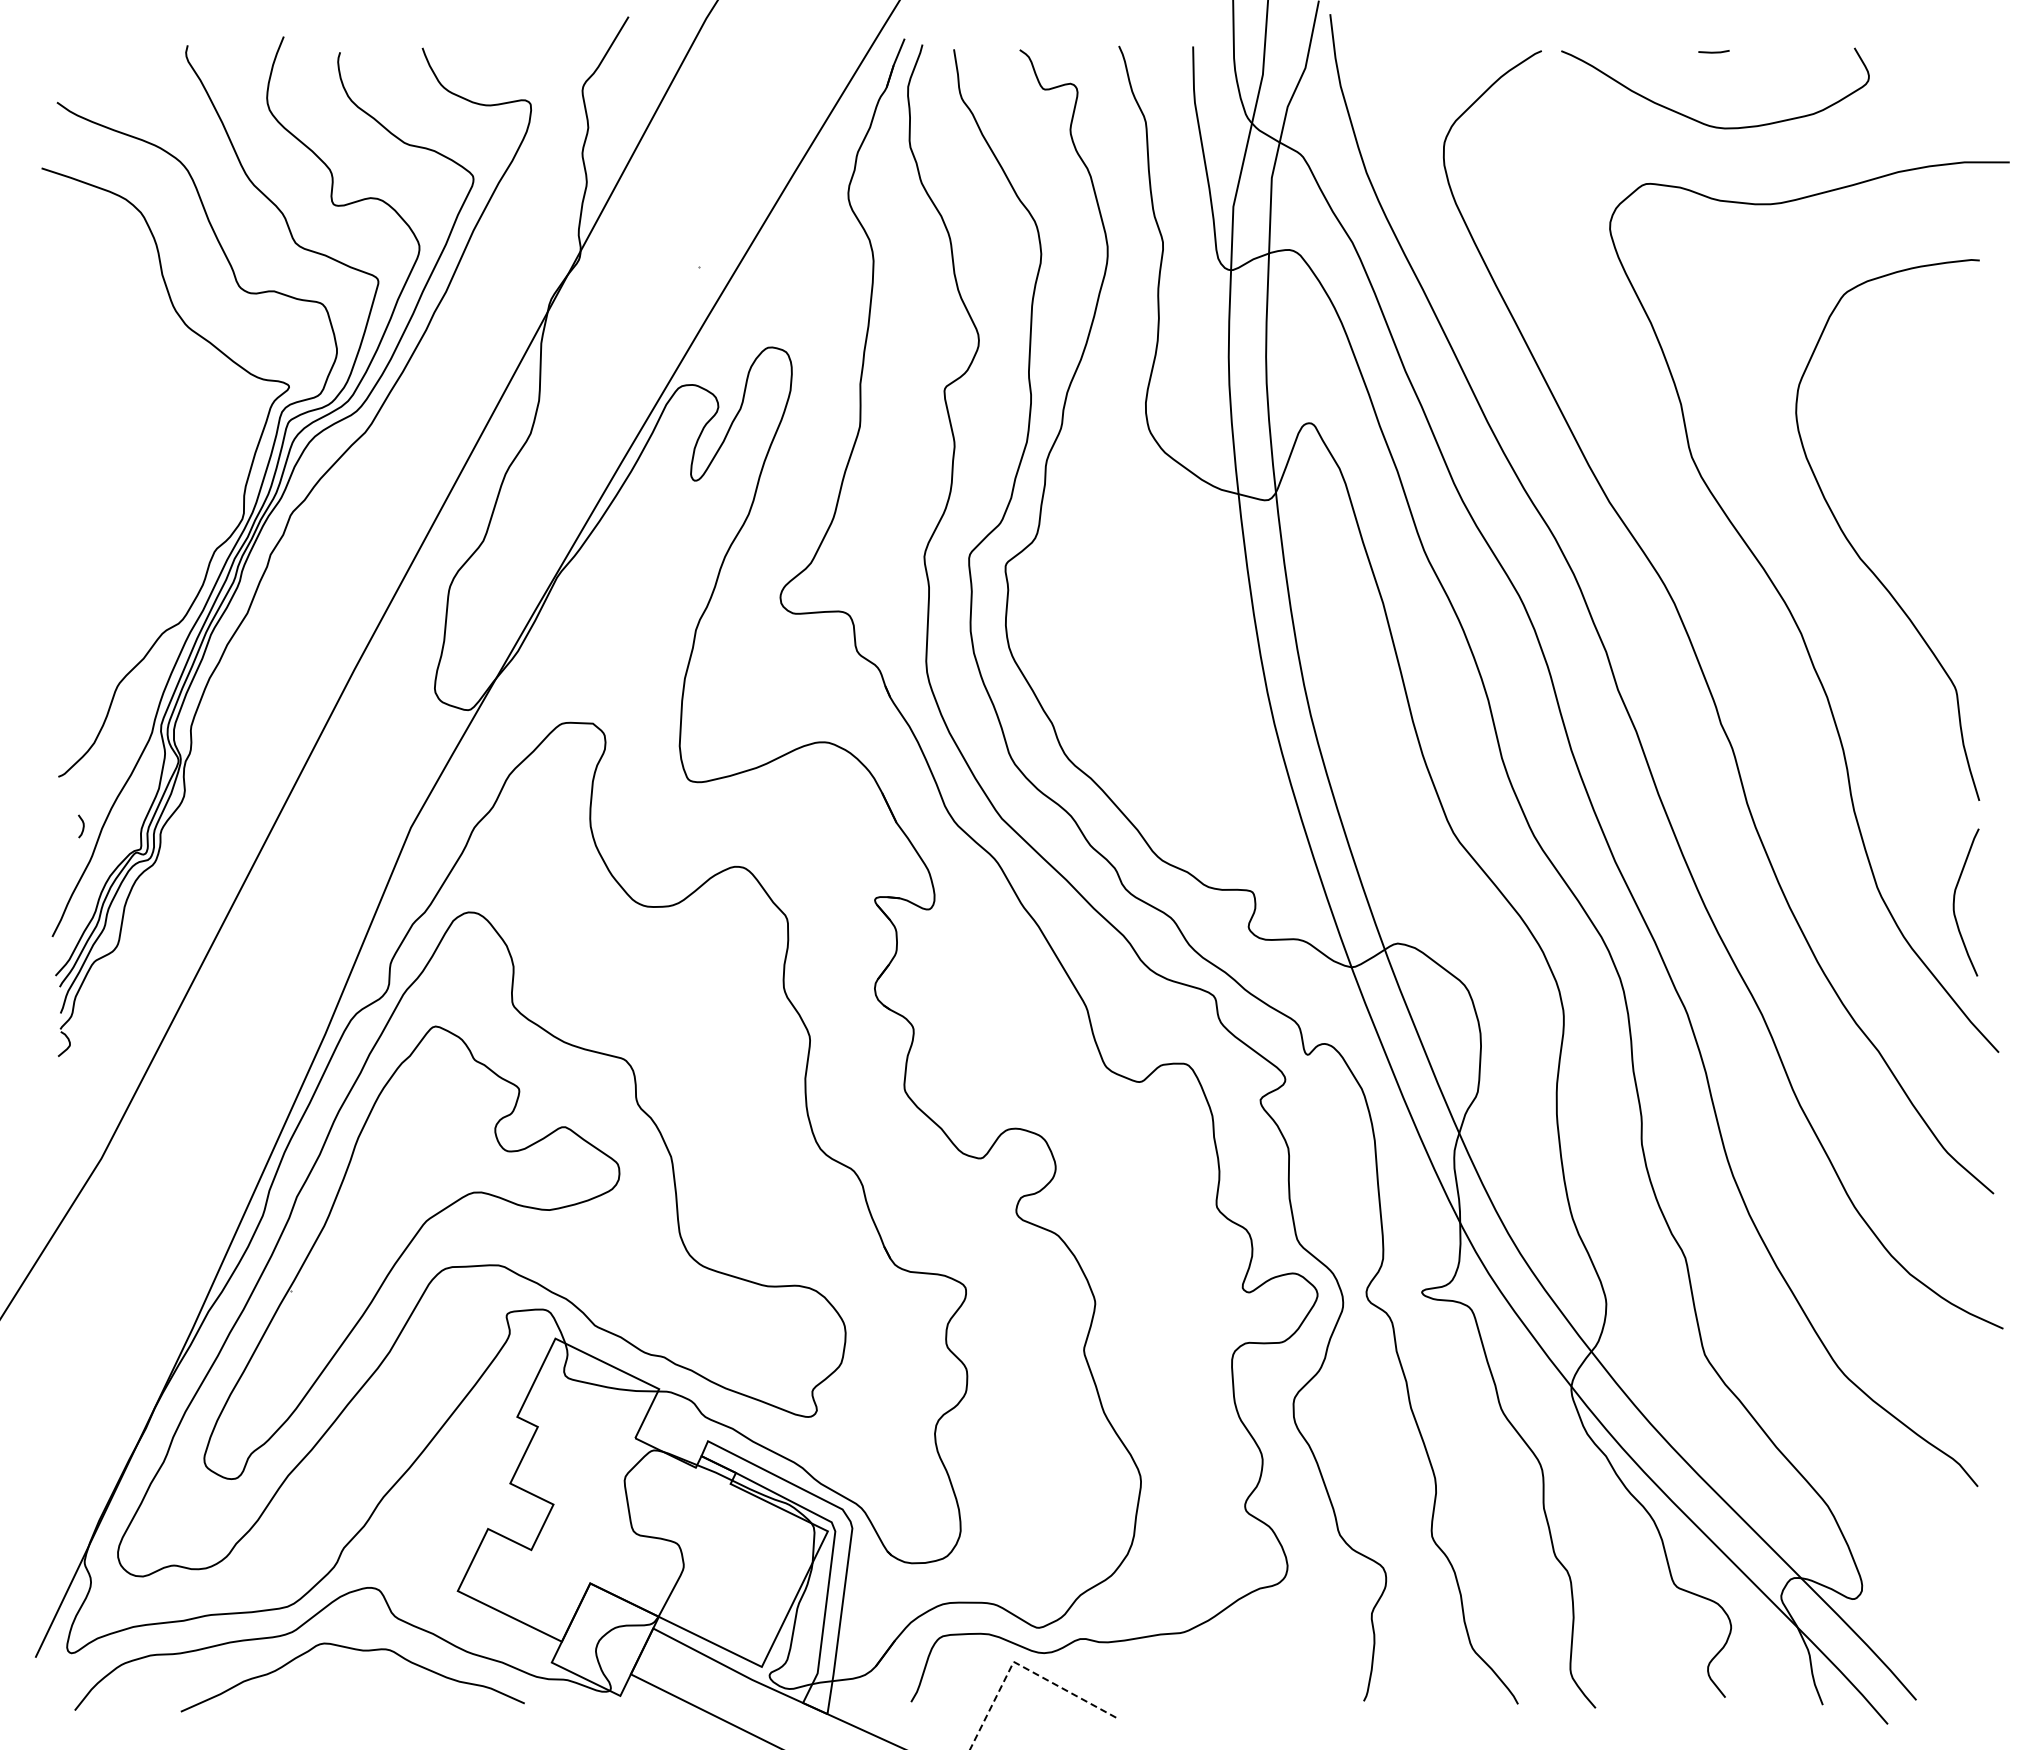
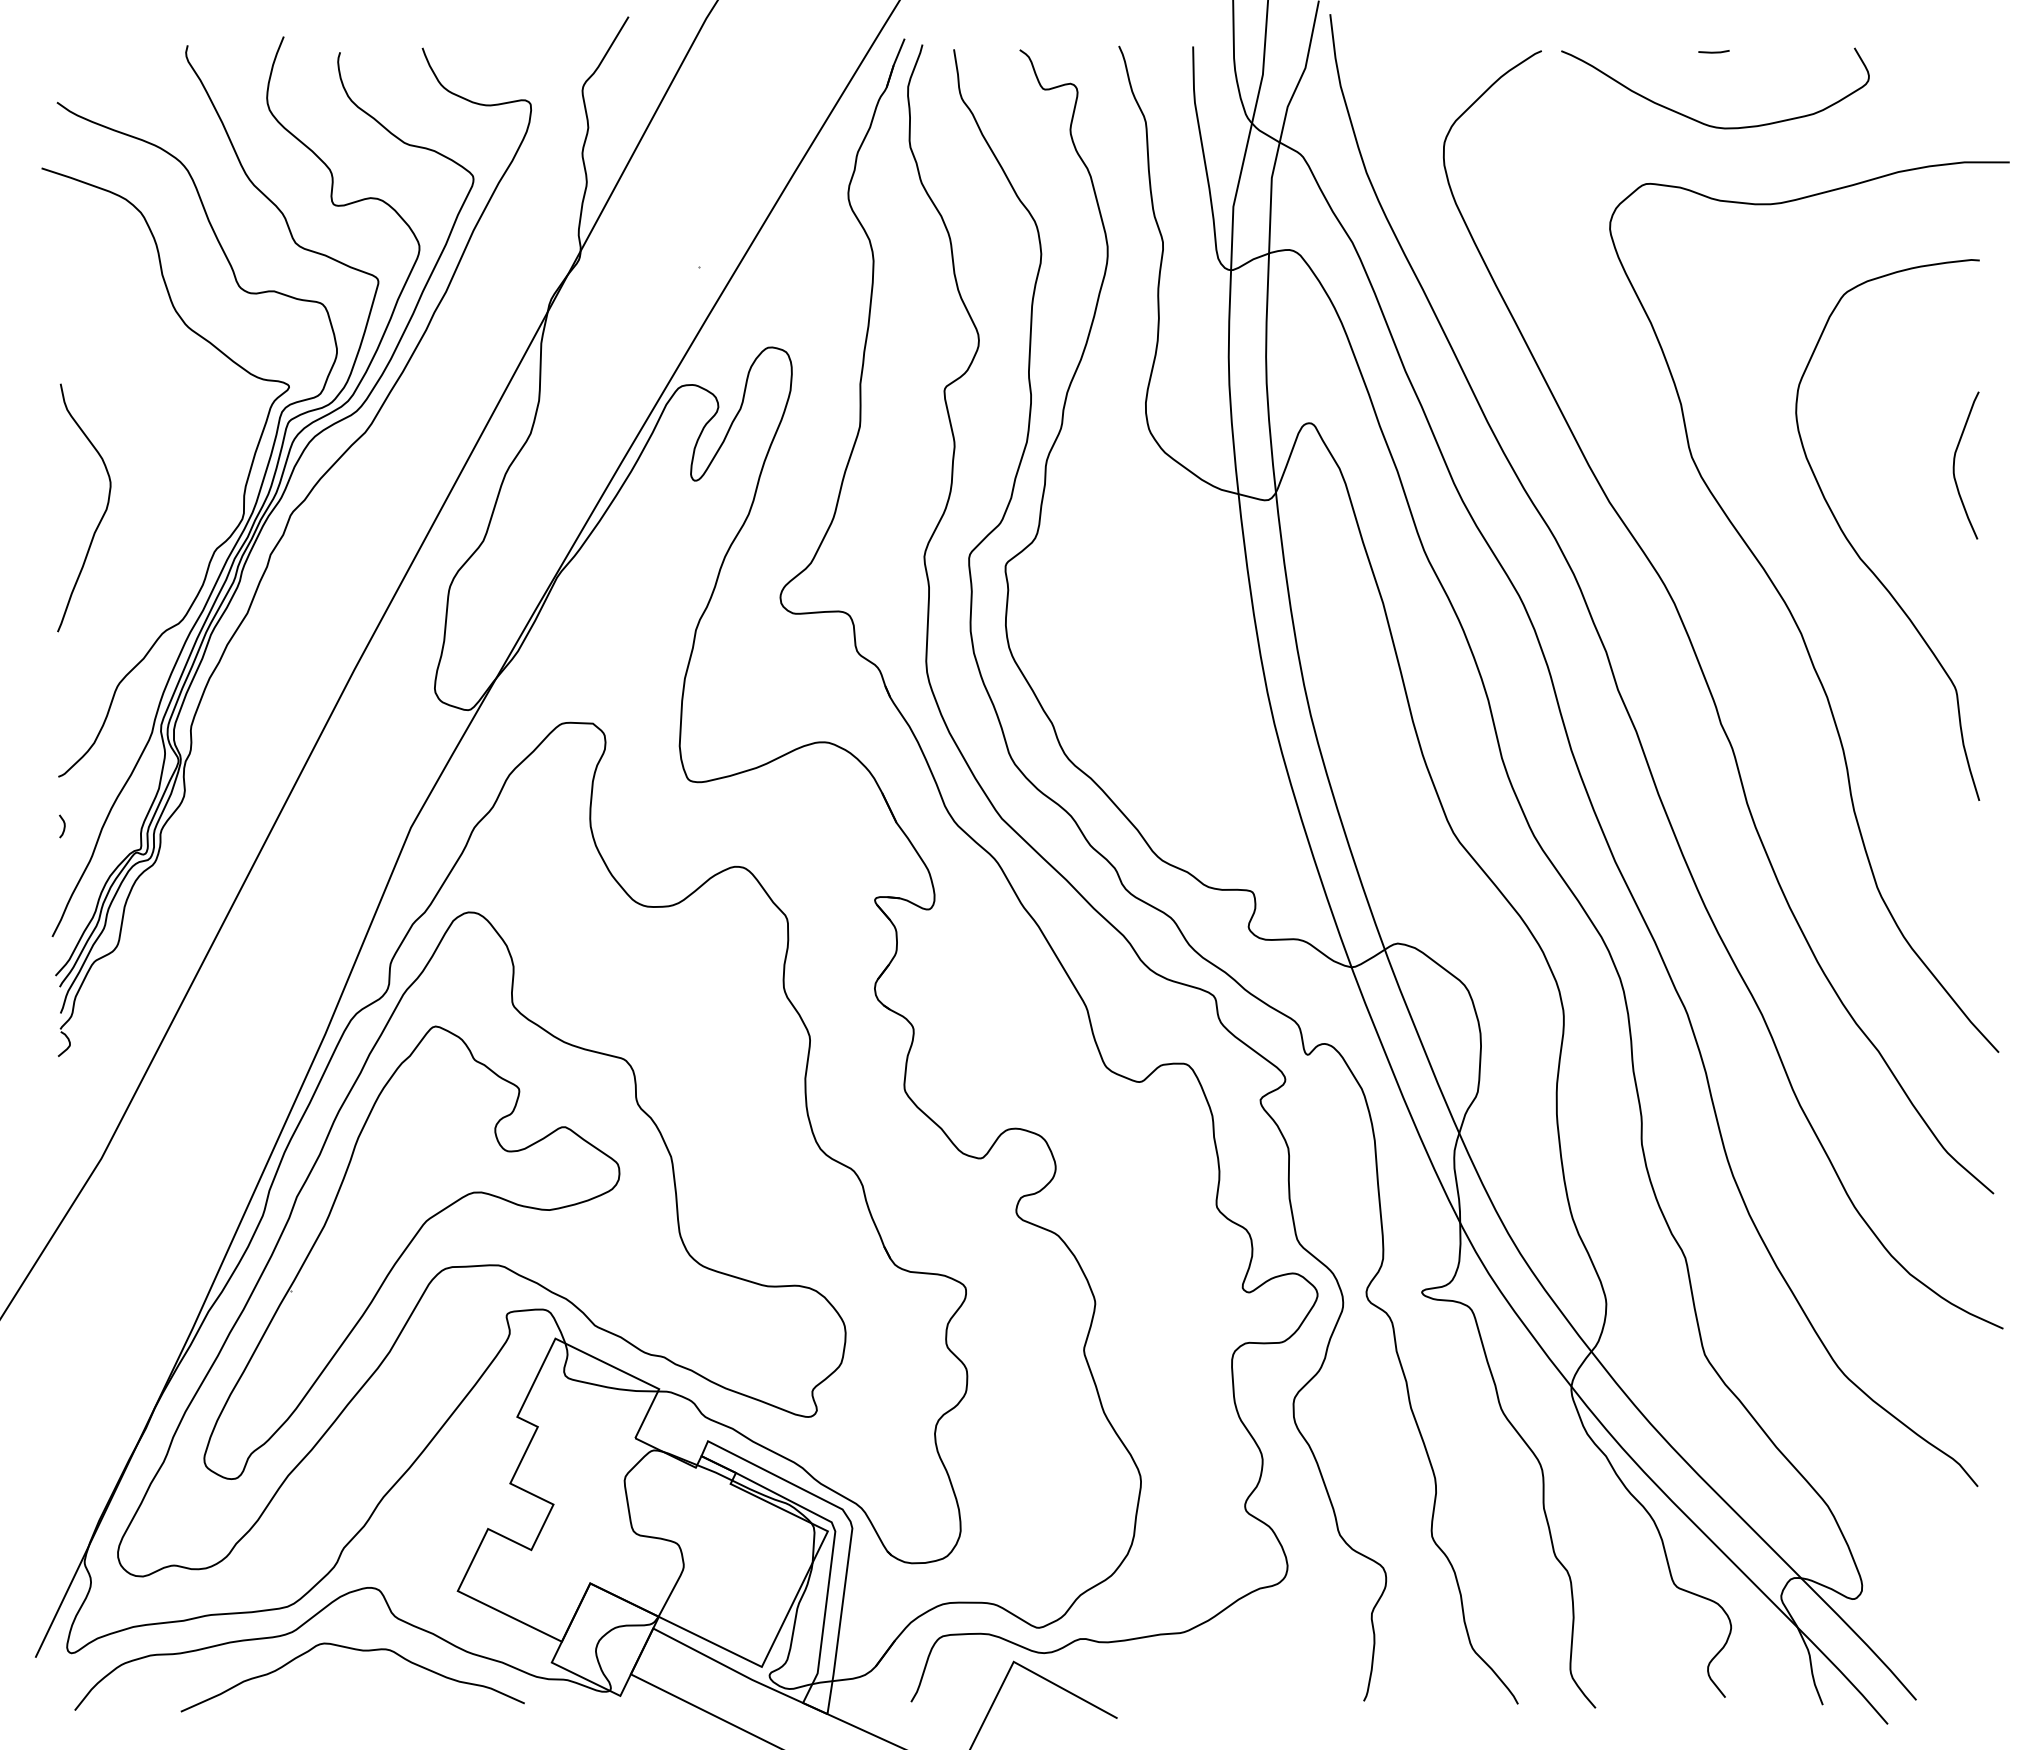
curve: none -> present (102, 515)
curve position: (82, 826) -> (63, 826) (63, 826)
curve position: (1954, 902) -> (1954, 465) (1954, 465)
line: dashed -> solid (1022, 1666)
